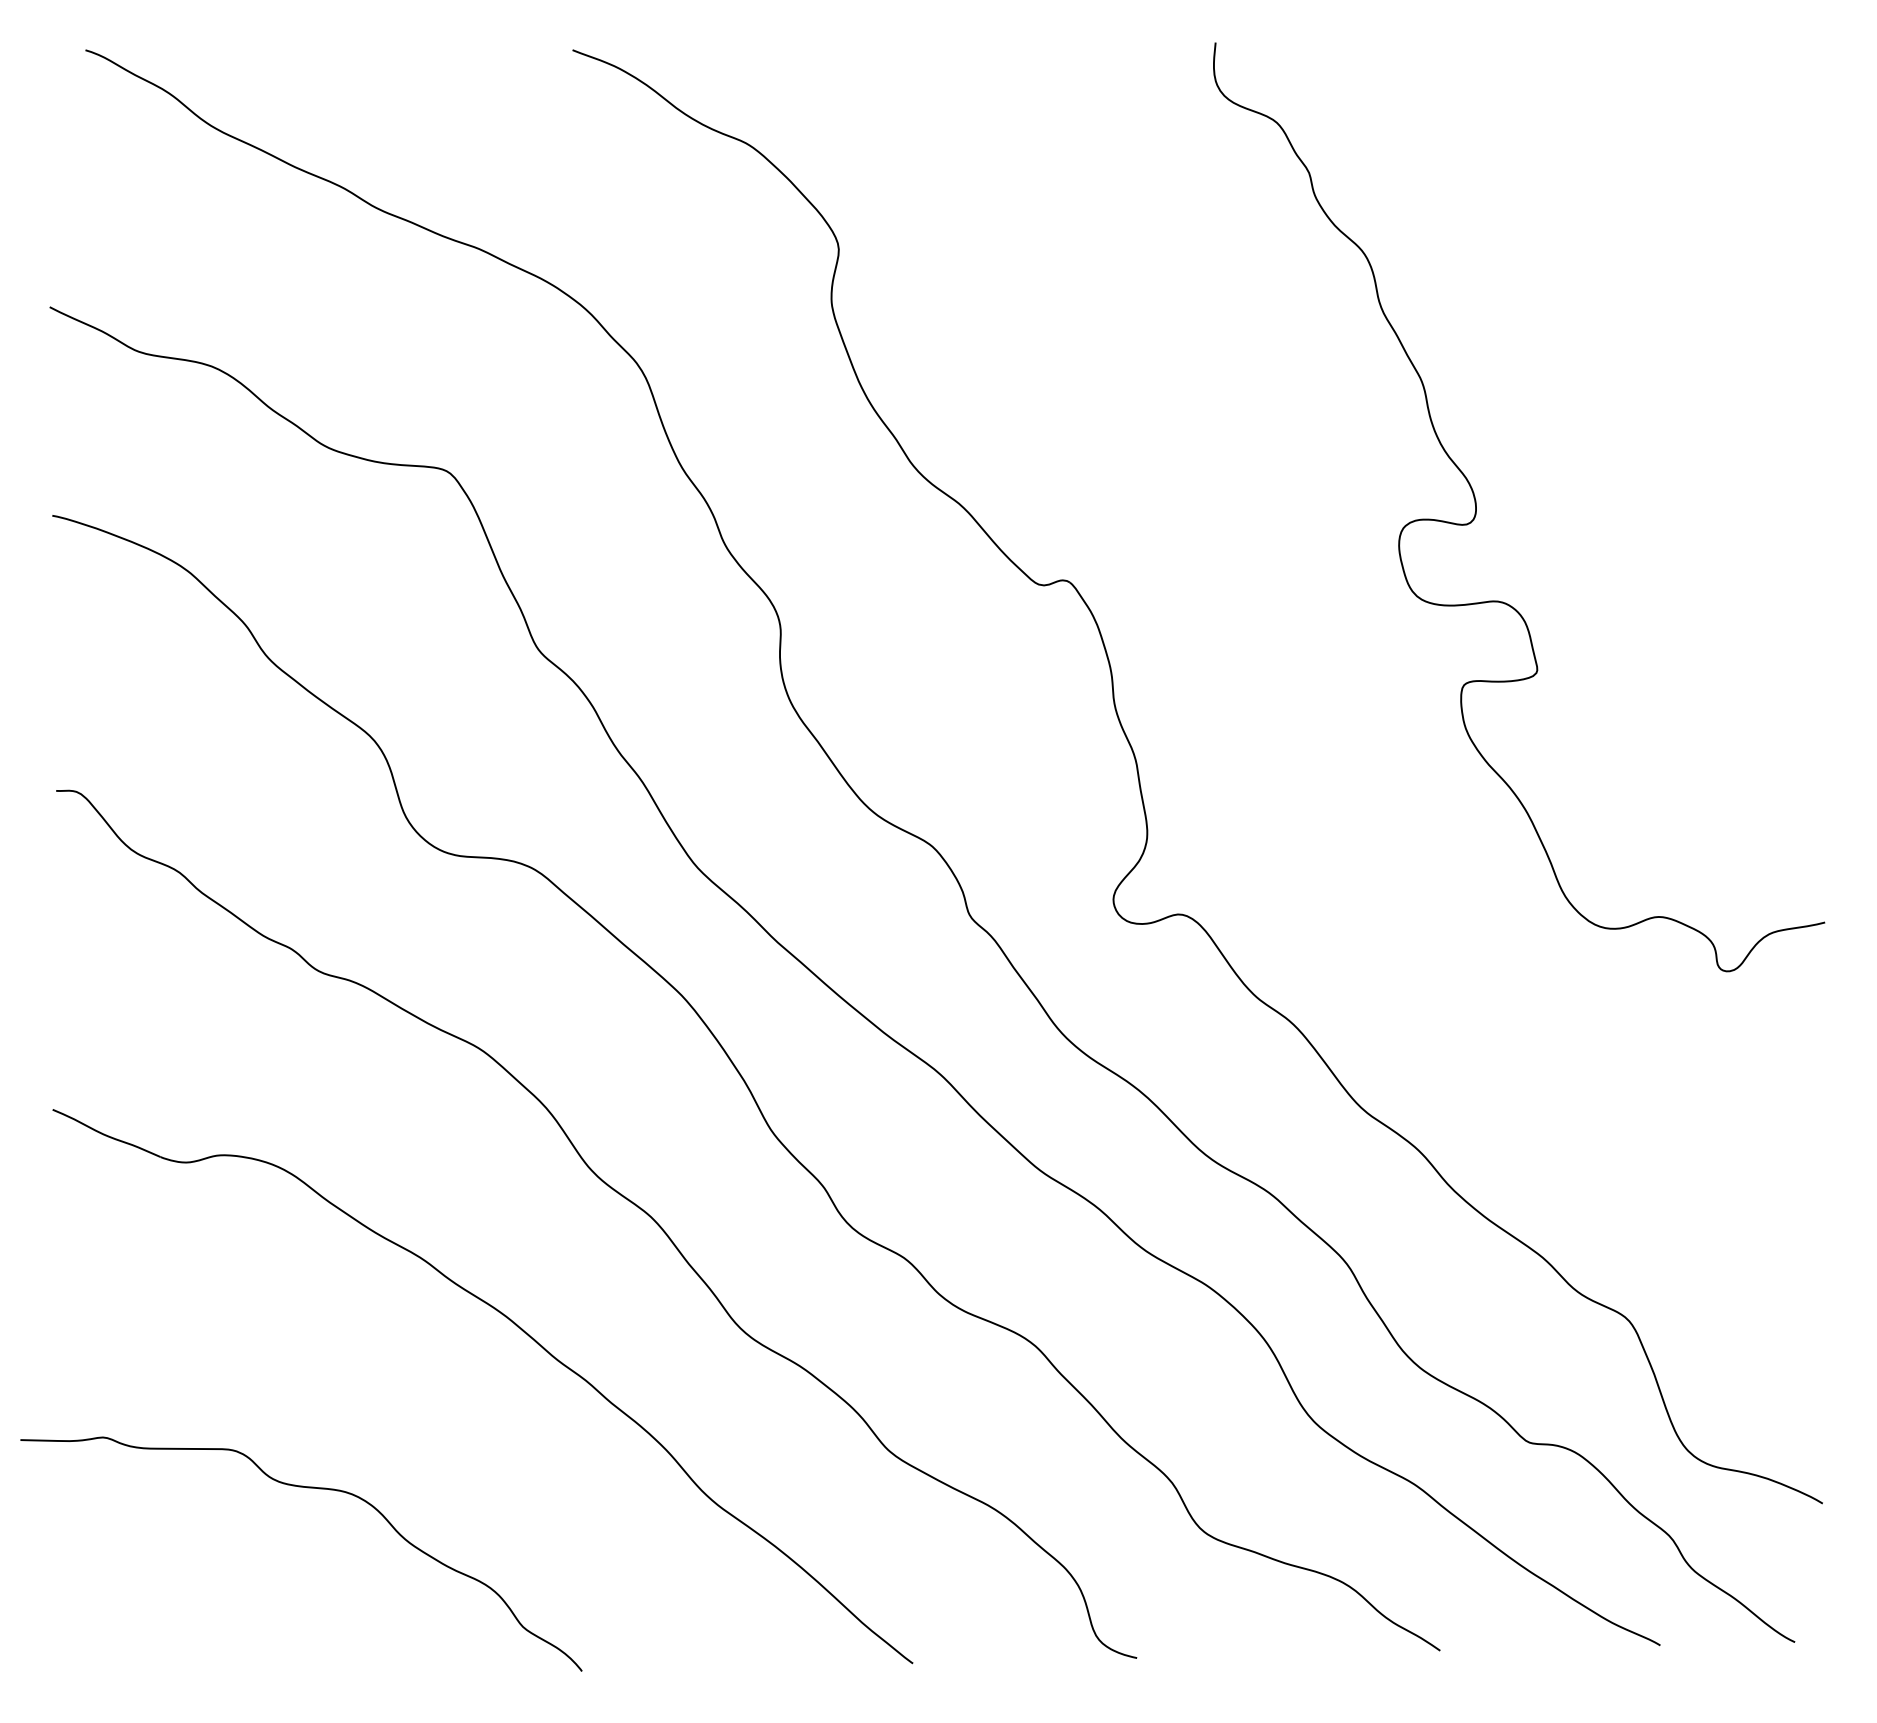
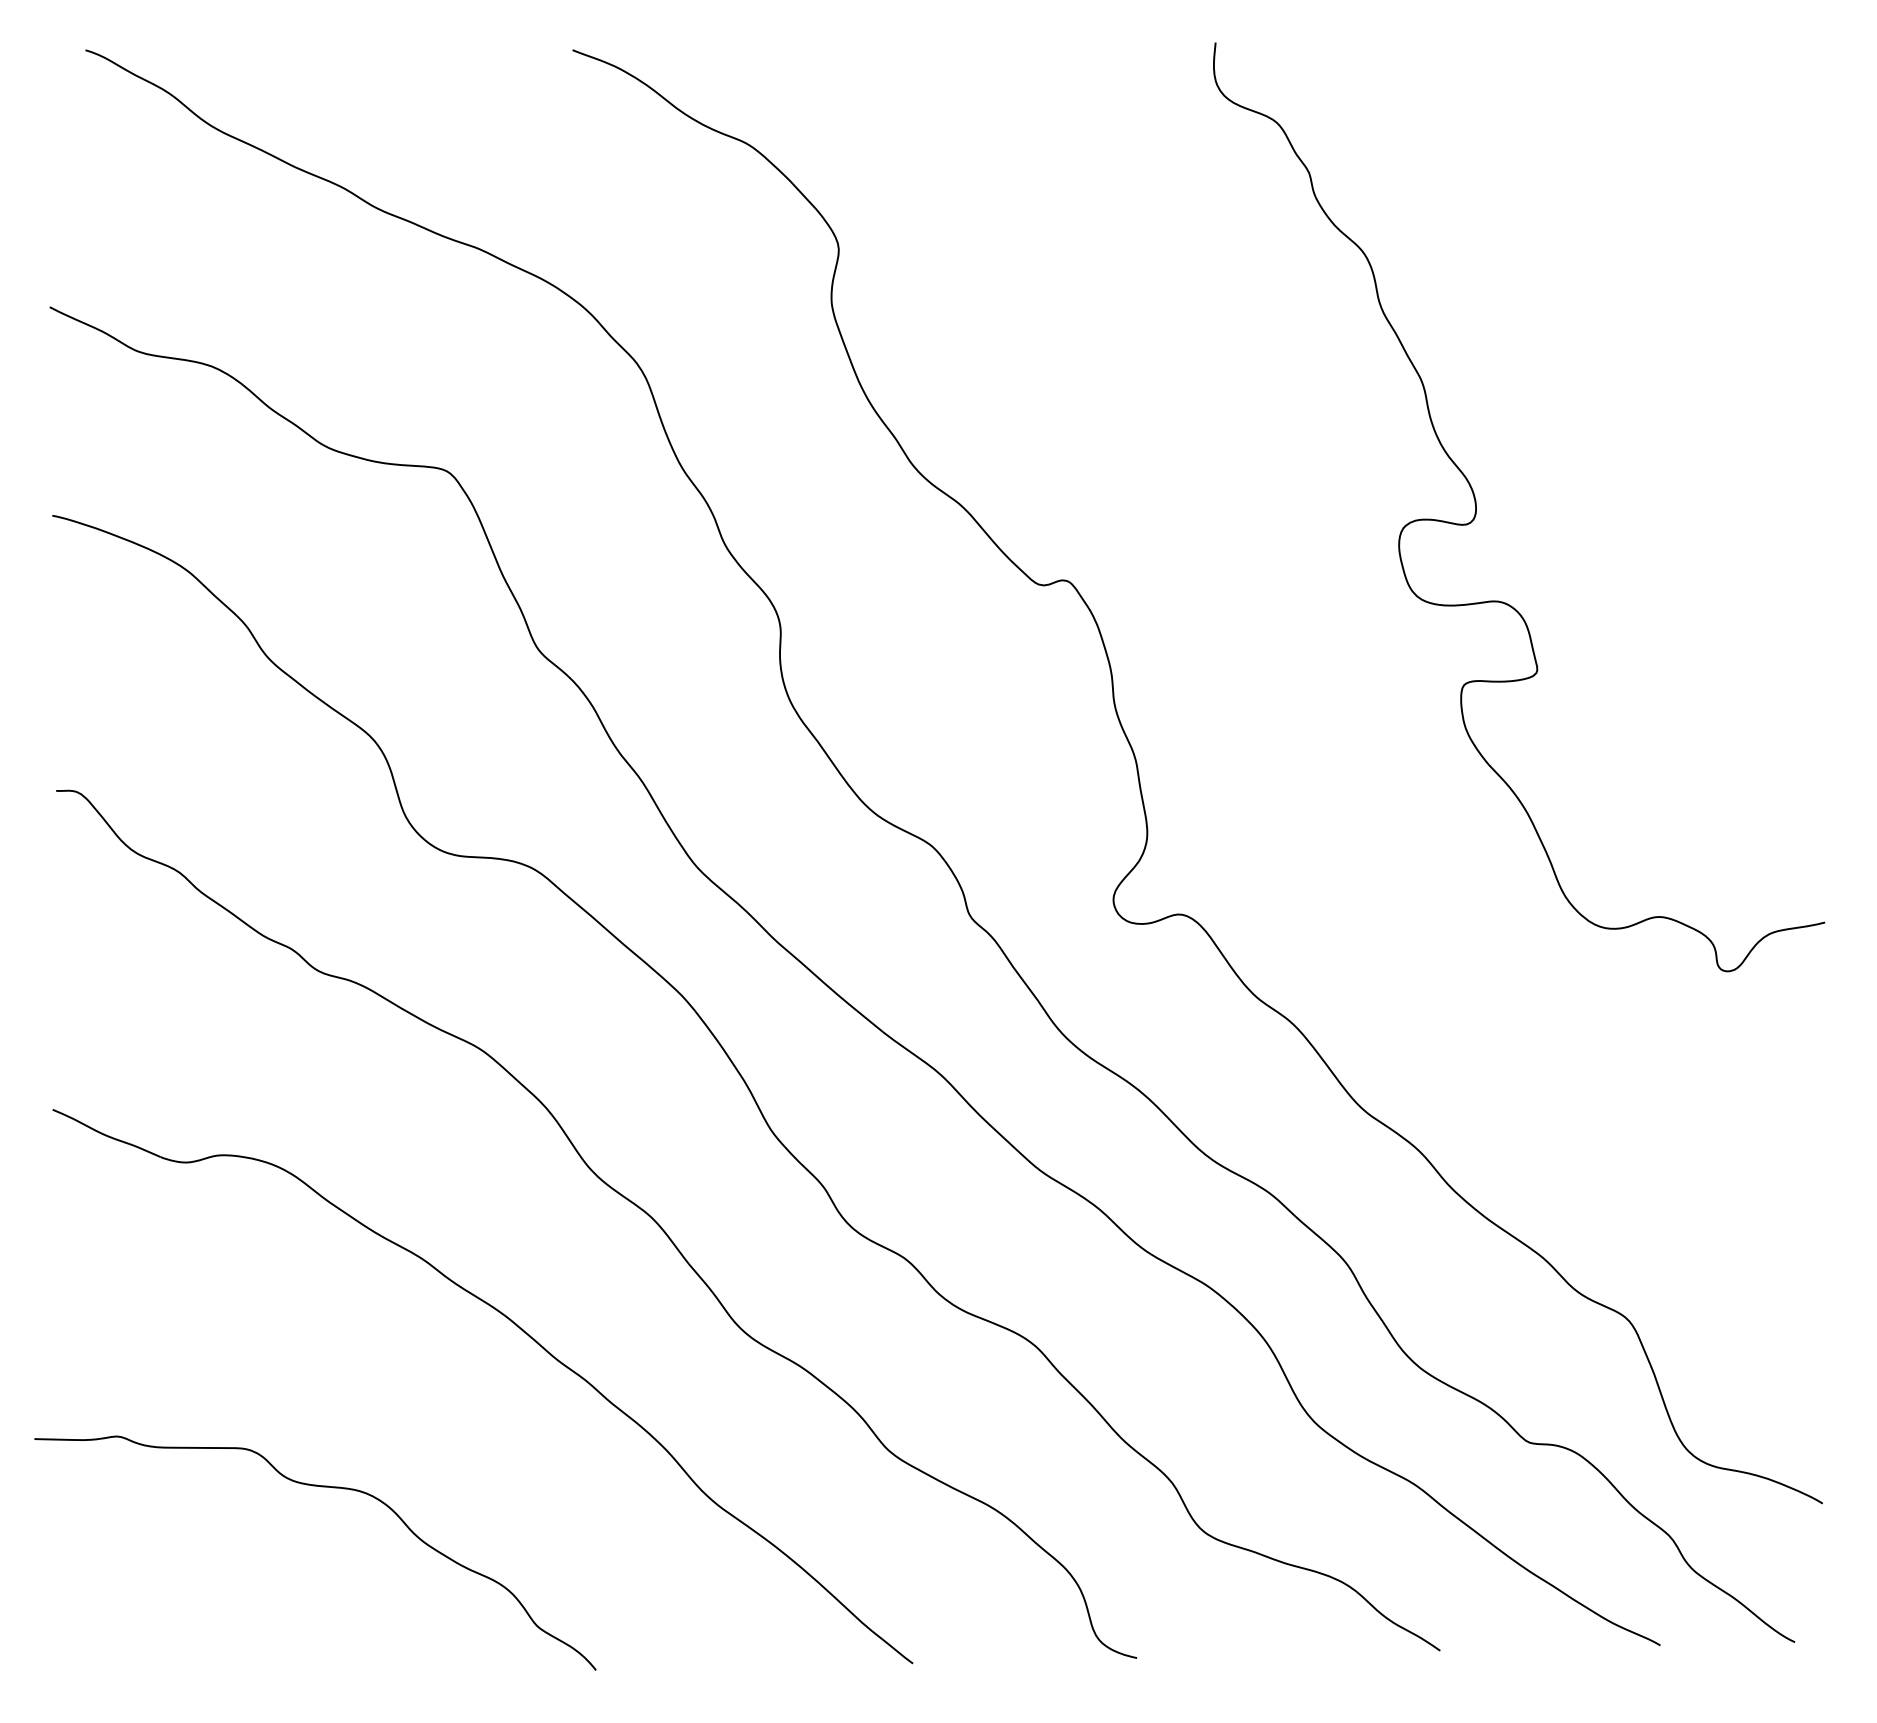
curve position: (307, 1488) -> (321, 1487) (321, 1487)
